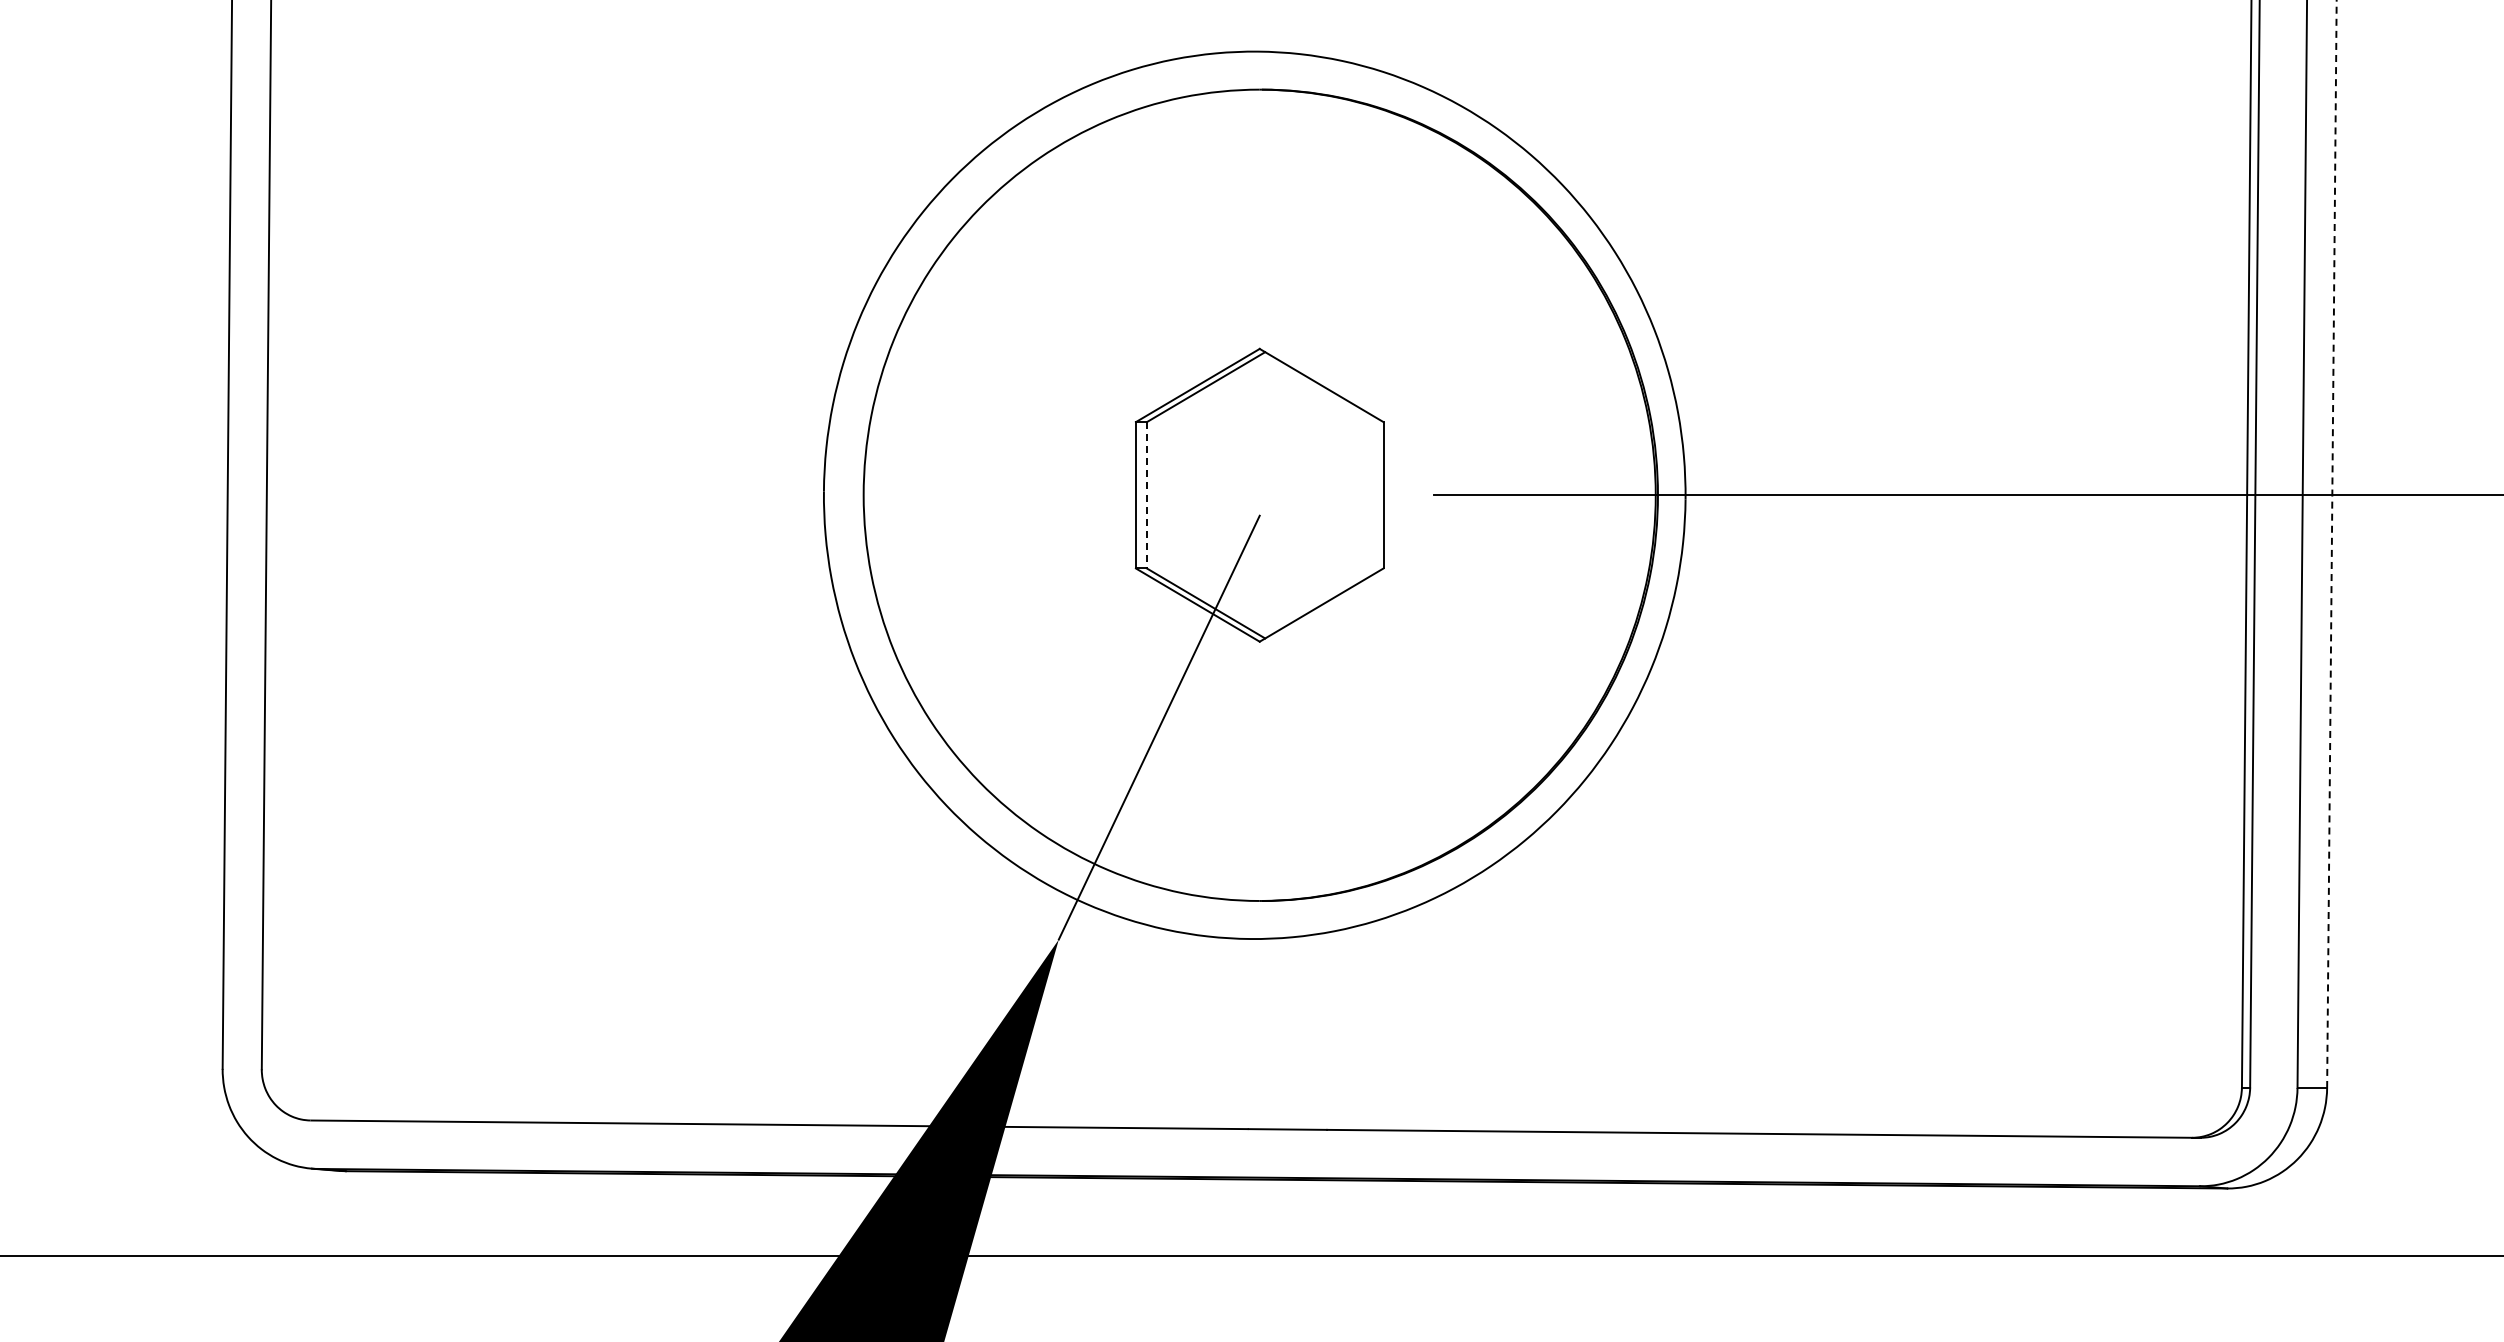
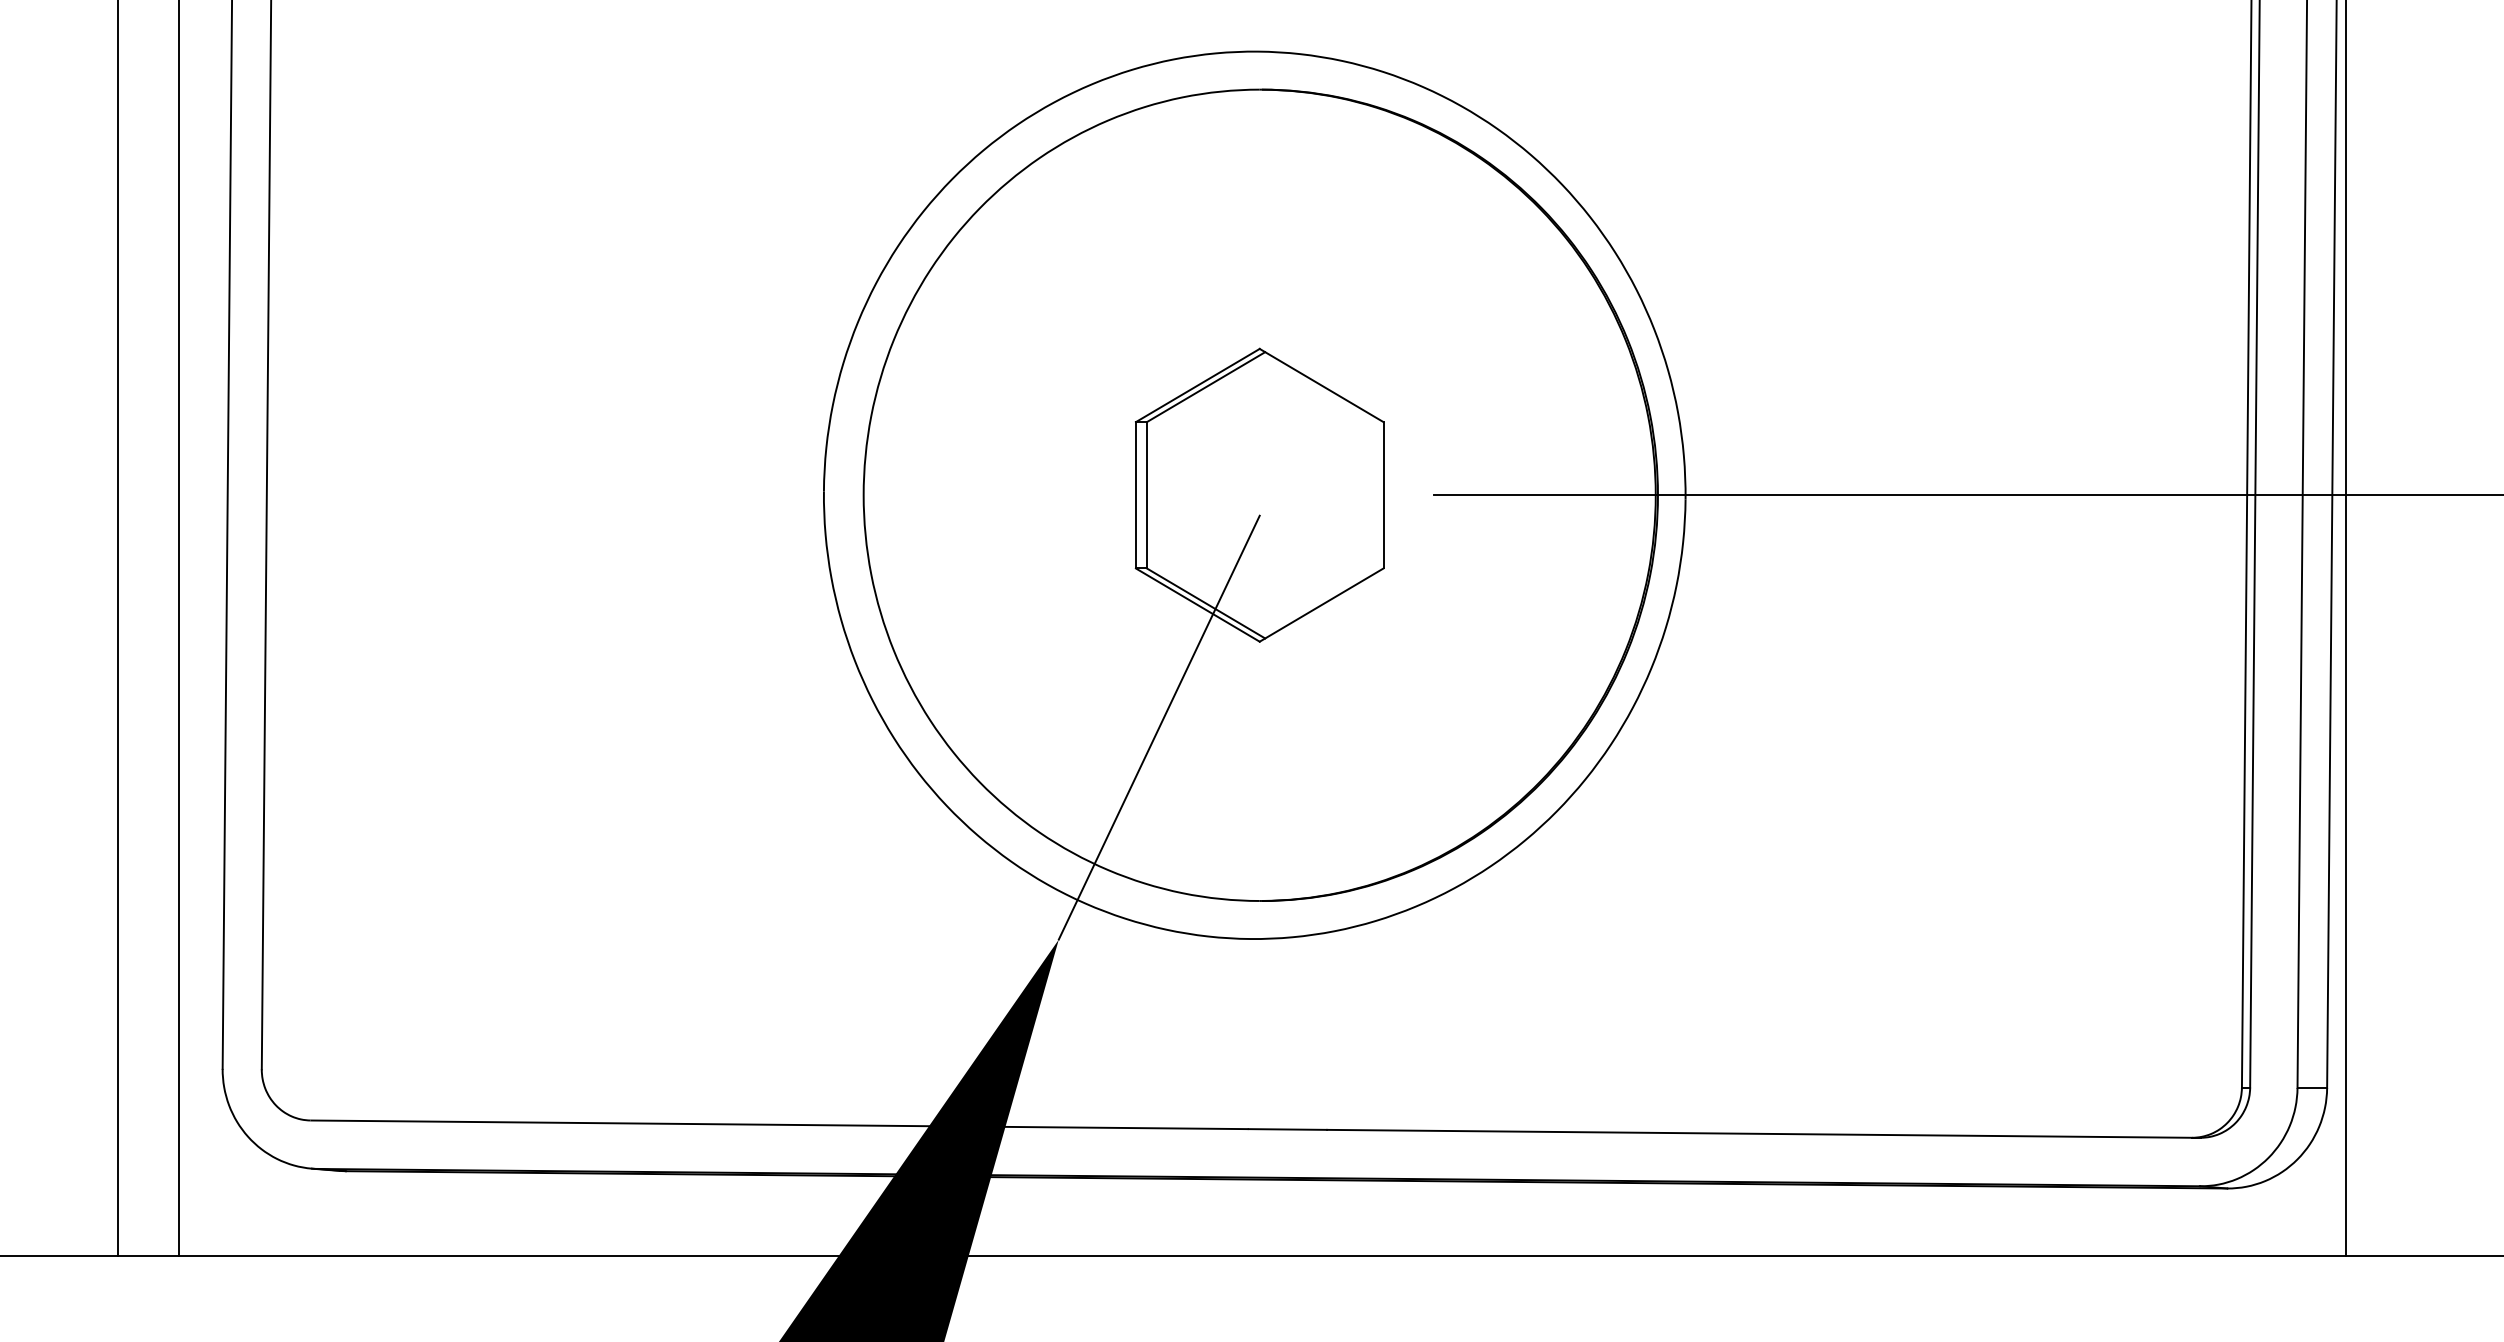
line: dashed -> solid (1146, 495)
line: dashed -> solid (2331, 544)
line: none -> present (118, 628)
line: none -> present (178, 628)
line: none -> present (2346, 628)
